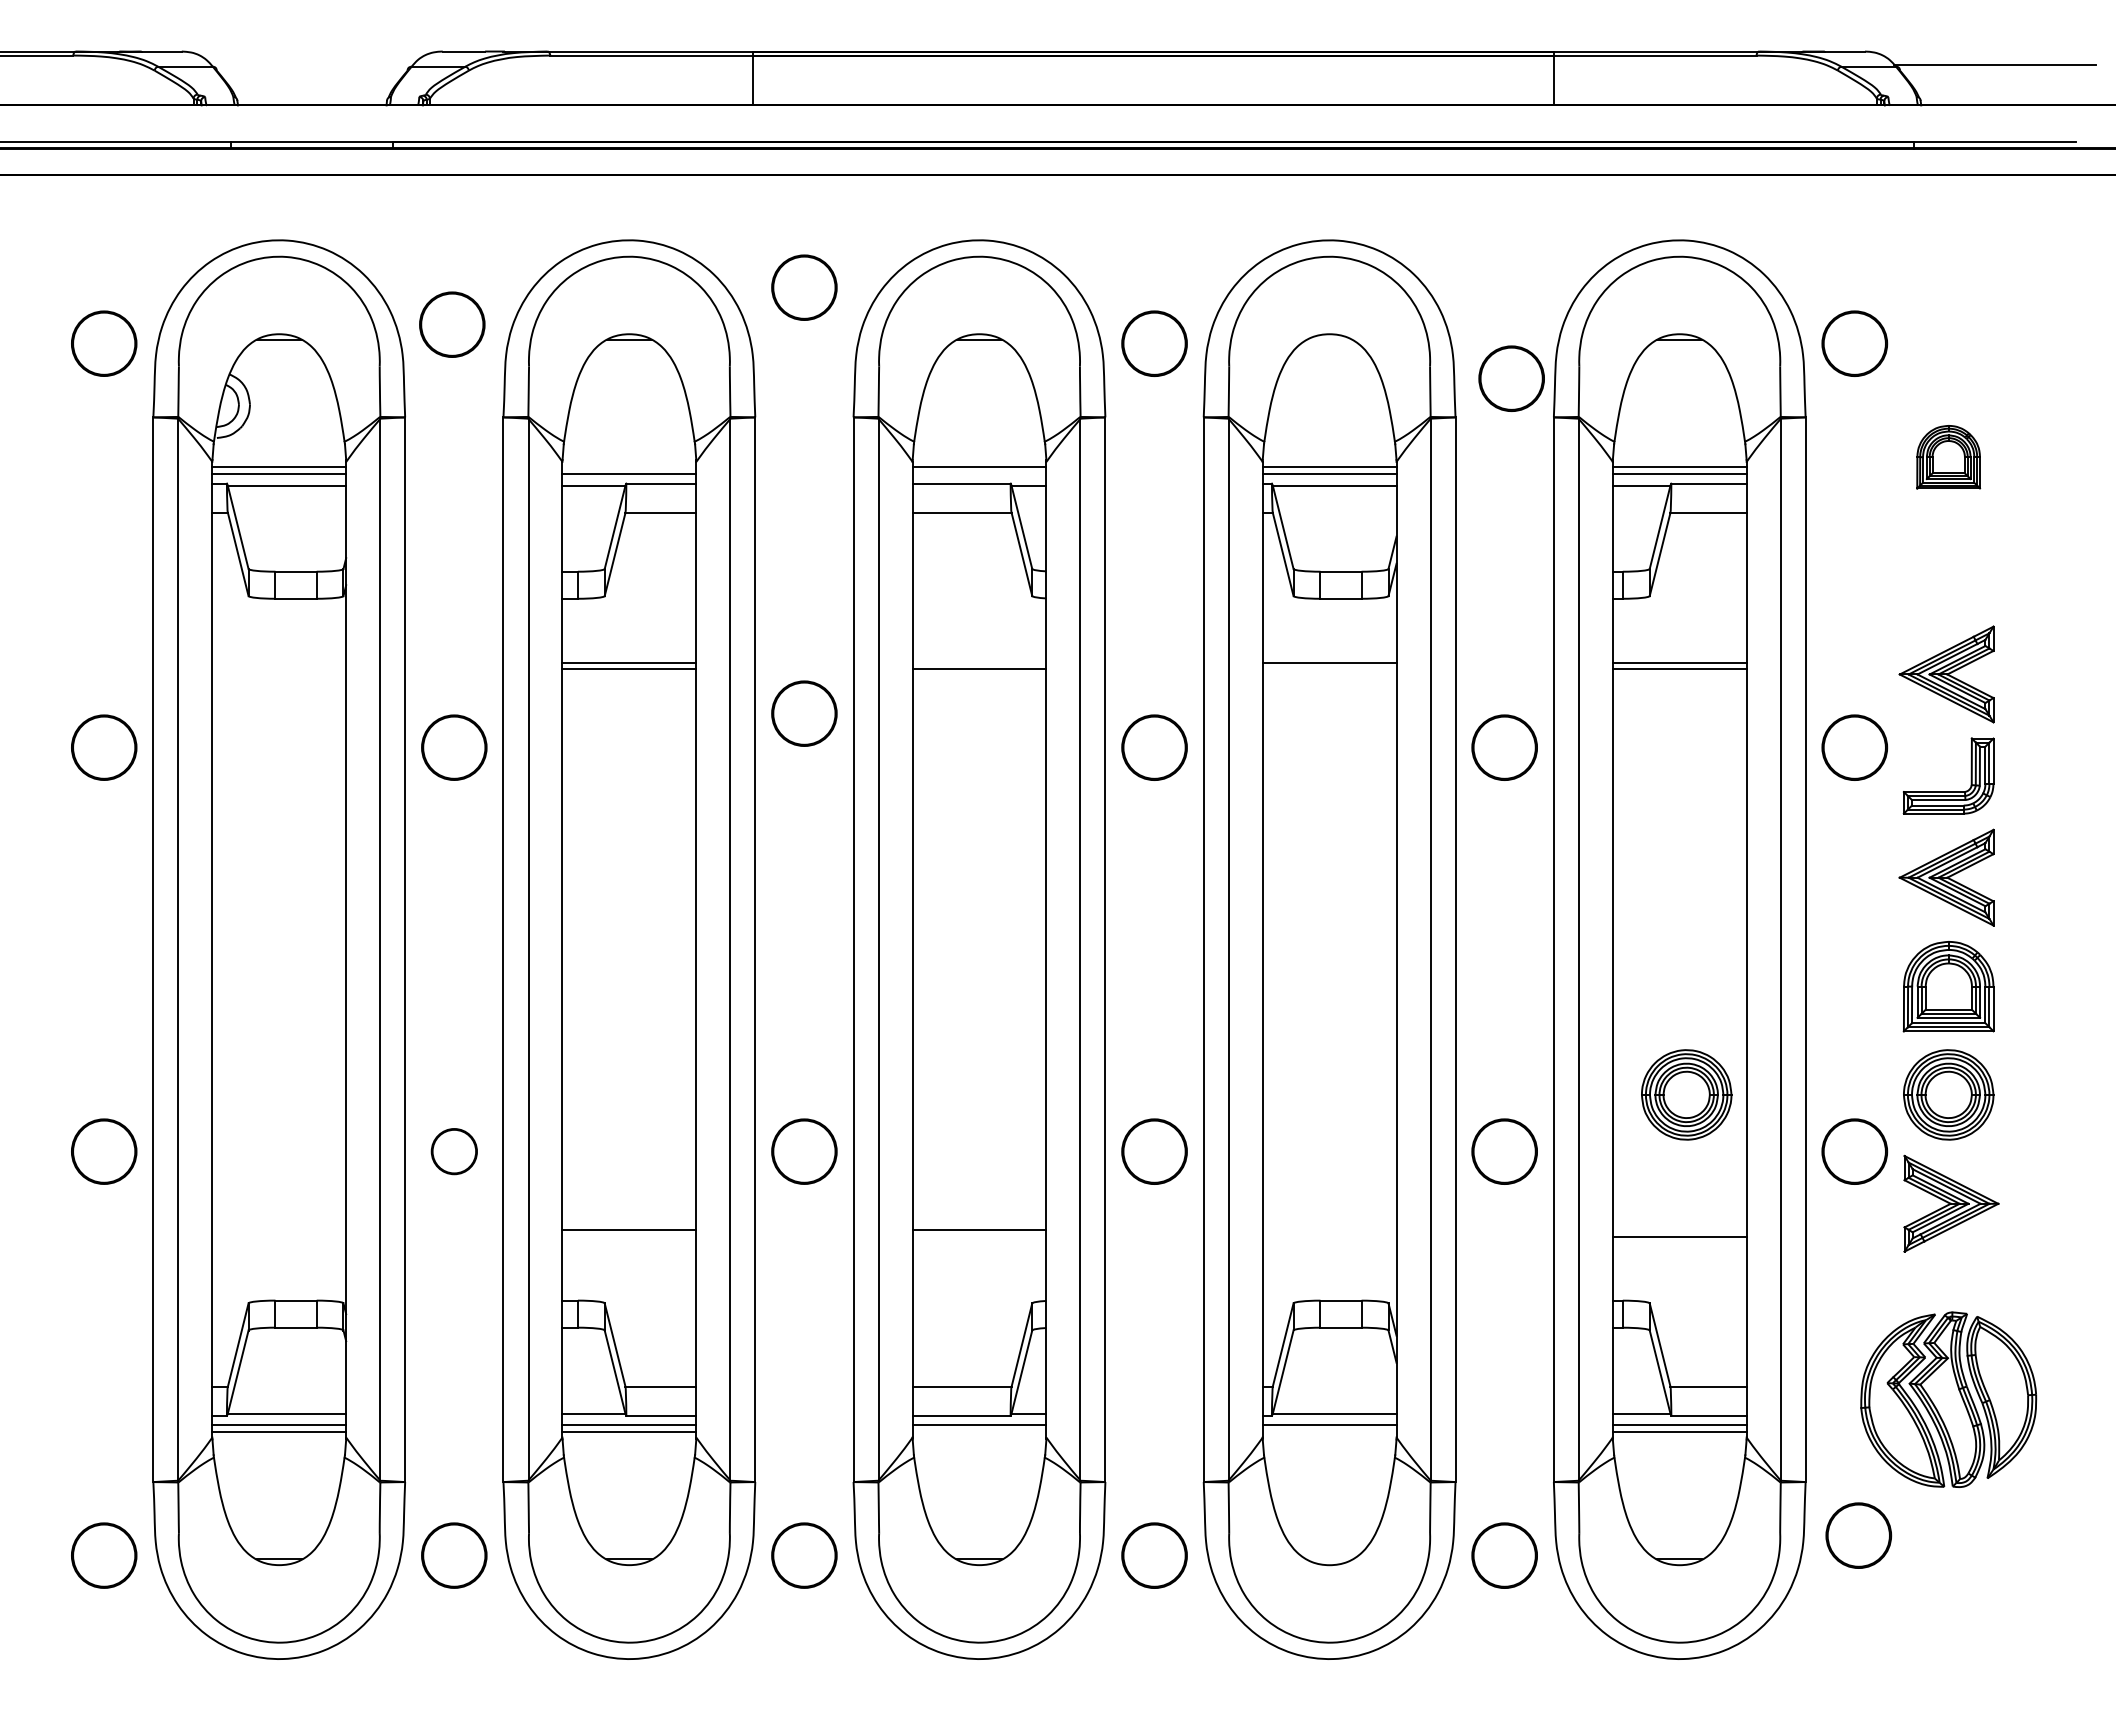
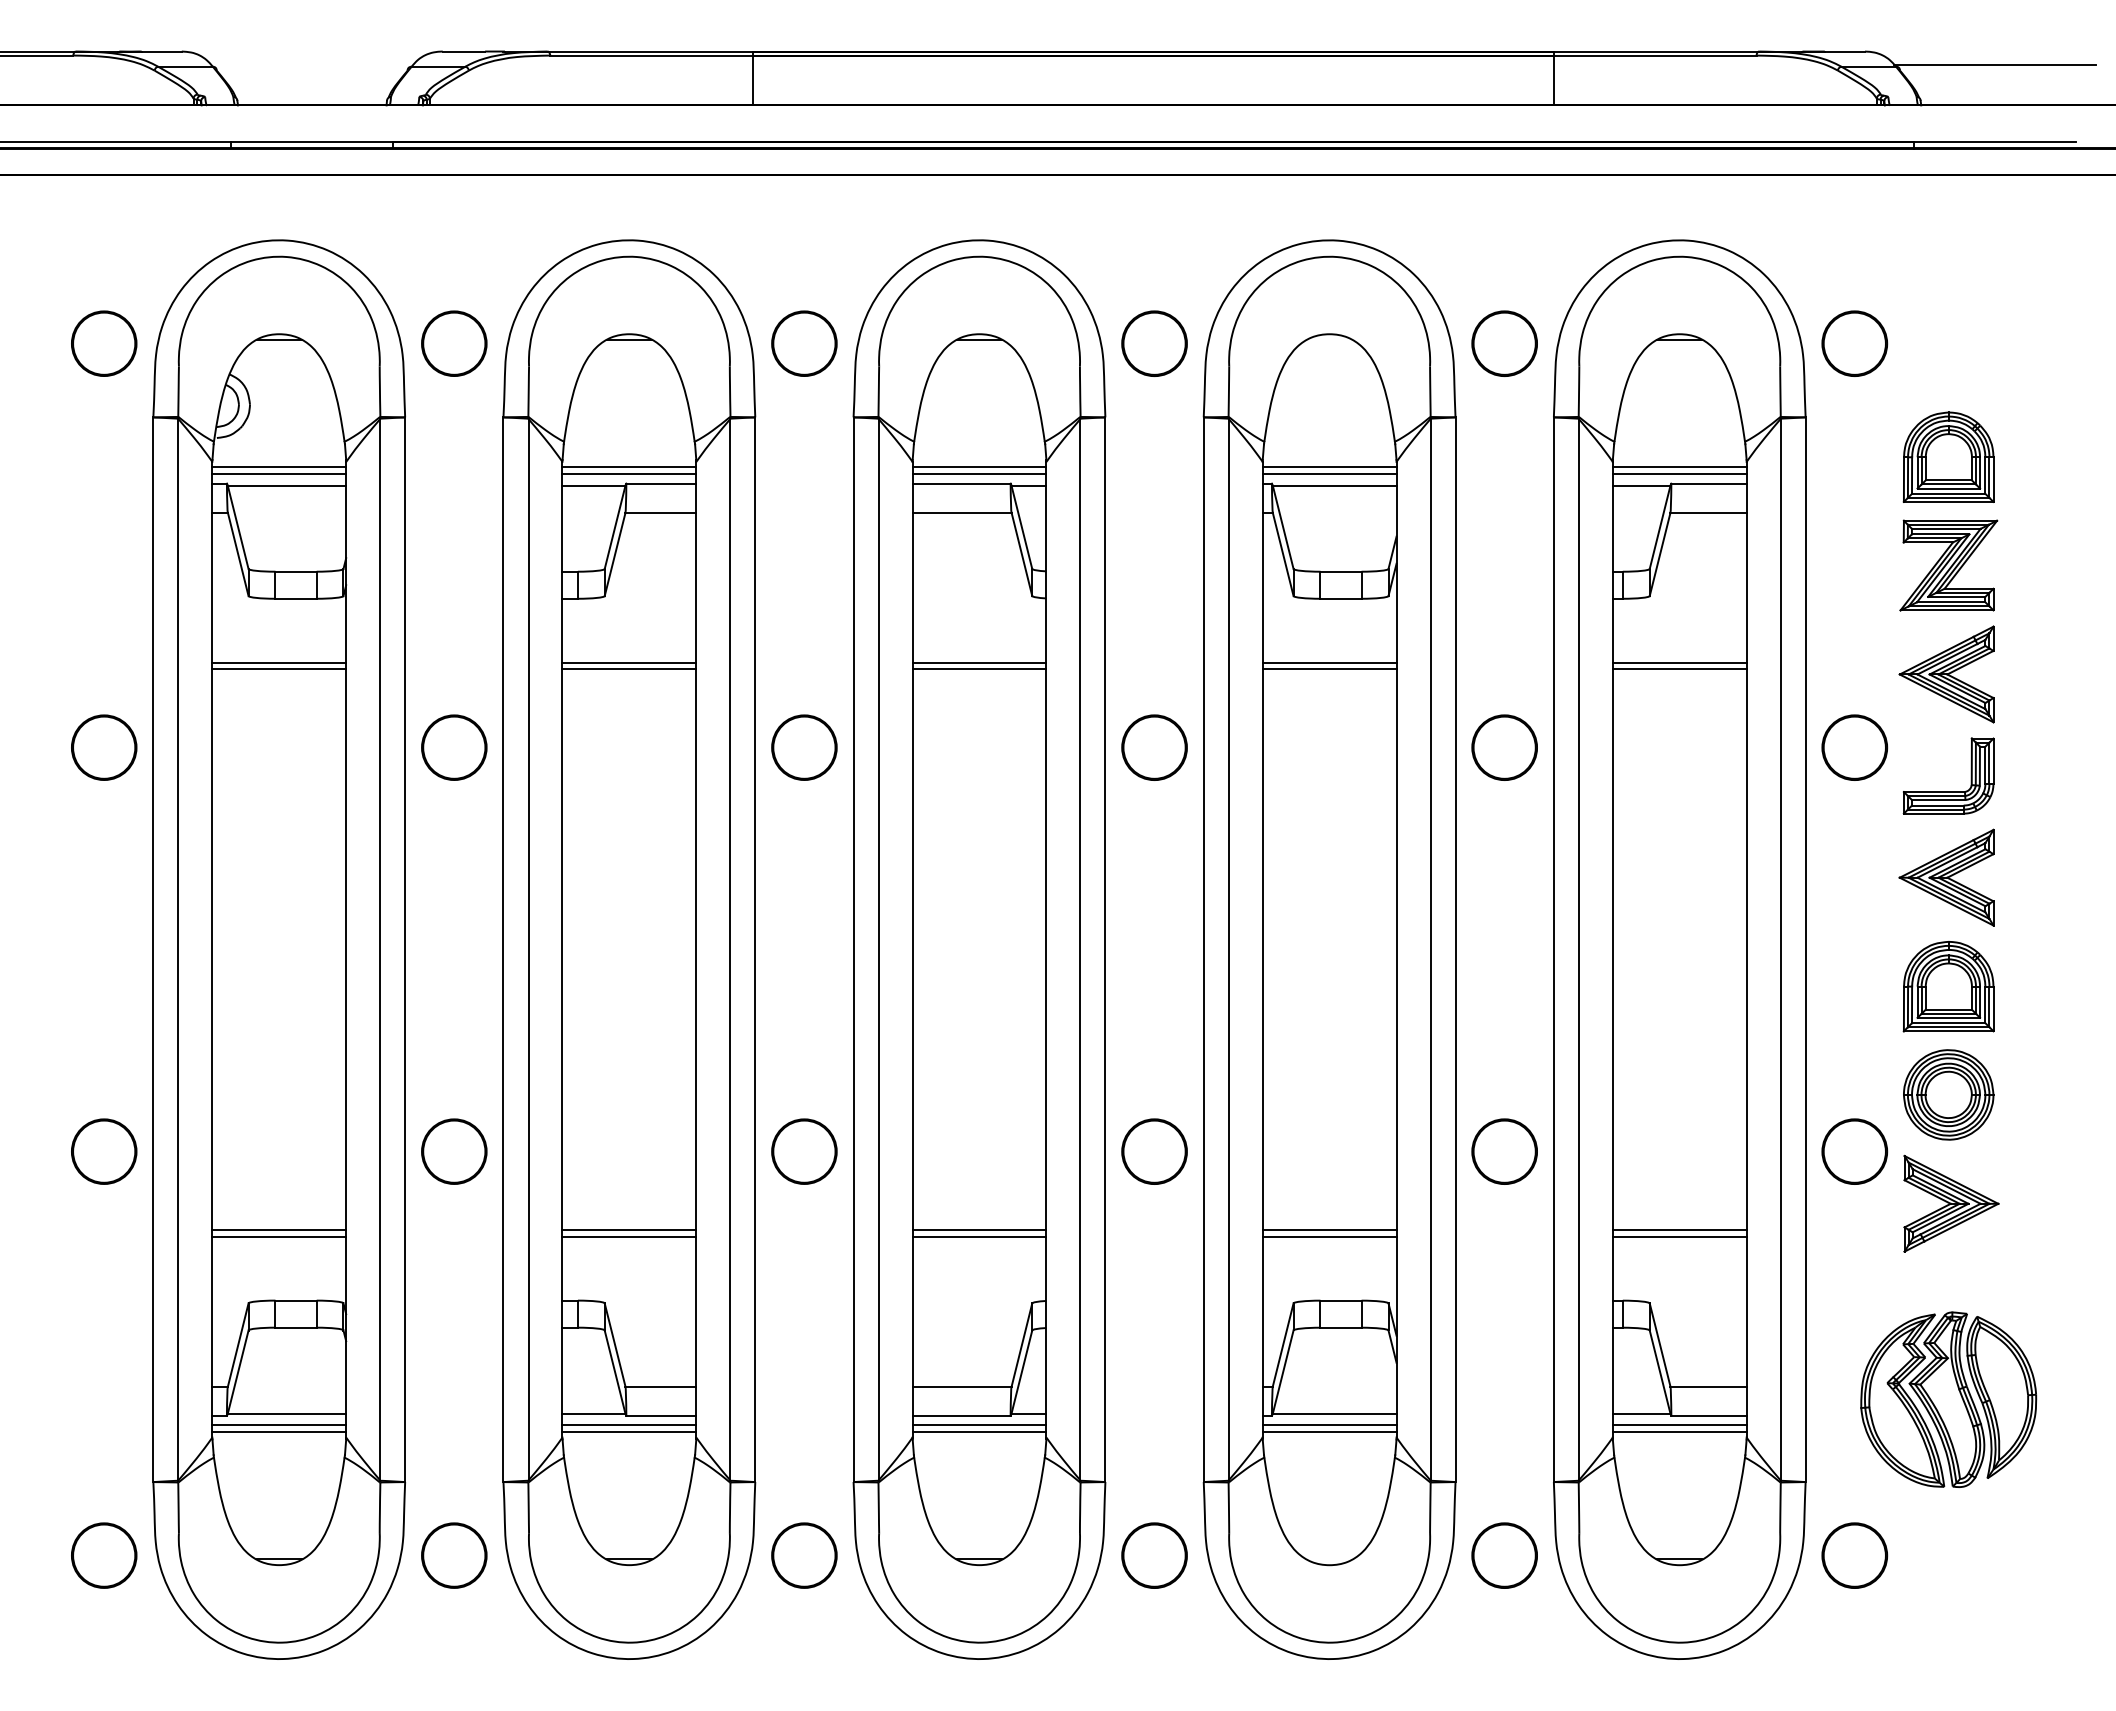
circle position: (804, 287) -> (804, 343) (804, 343)
circle position: (452, 324) -> (454, 343) (454, 343)
part position: (1511, 378) -> (1504, 343) (1504, 343)
part size: 66x65 px -> 93x92 px (1948, 456)
line: none -> present (629, 467)
line: none -> present (979, 474)
part: none -> present (1948, 565)
line: none -> present (279, 662)
line: none -> present (979, 662)
line: none -> present (279, 669)
line: none -> present (1329, 669)
circle position: (804, 713) -> (804, 747) (804, 747)
part: present -> none (1686, 1094)
circle size: 48x48 px -> 67x67 px (454, 1151)
line: none -> present (279, 1229)
line: none -> present (1329, 1229)
line: none -> present (1679, 1229)
line: none -> present (279, 1236)
line: none -> present (629, 1236)
line: none -> present (979, 1236)
line: none -> present (1329, 1236)
line: none -> present (979, 1432)
line: none -> present (1329, 1432)
part position: (1858, 1535) -> (1854, 1555) (1854, 1555)
